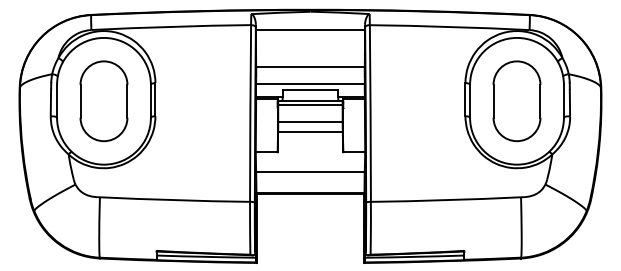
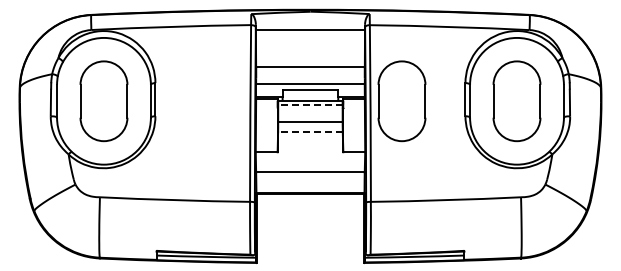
part: none -> present (401, 101)
line: solid -> dashed (309, 105)
line: solid -> dashed (309, 132)
